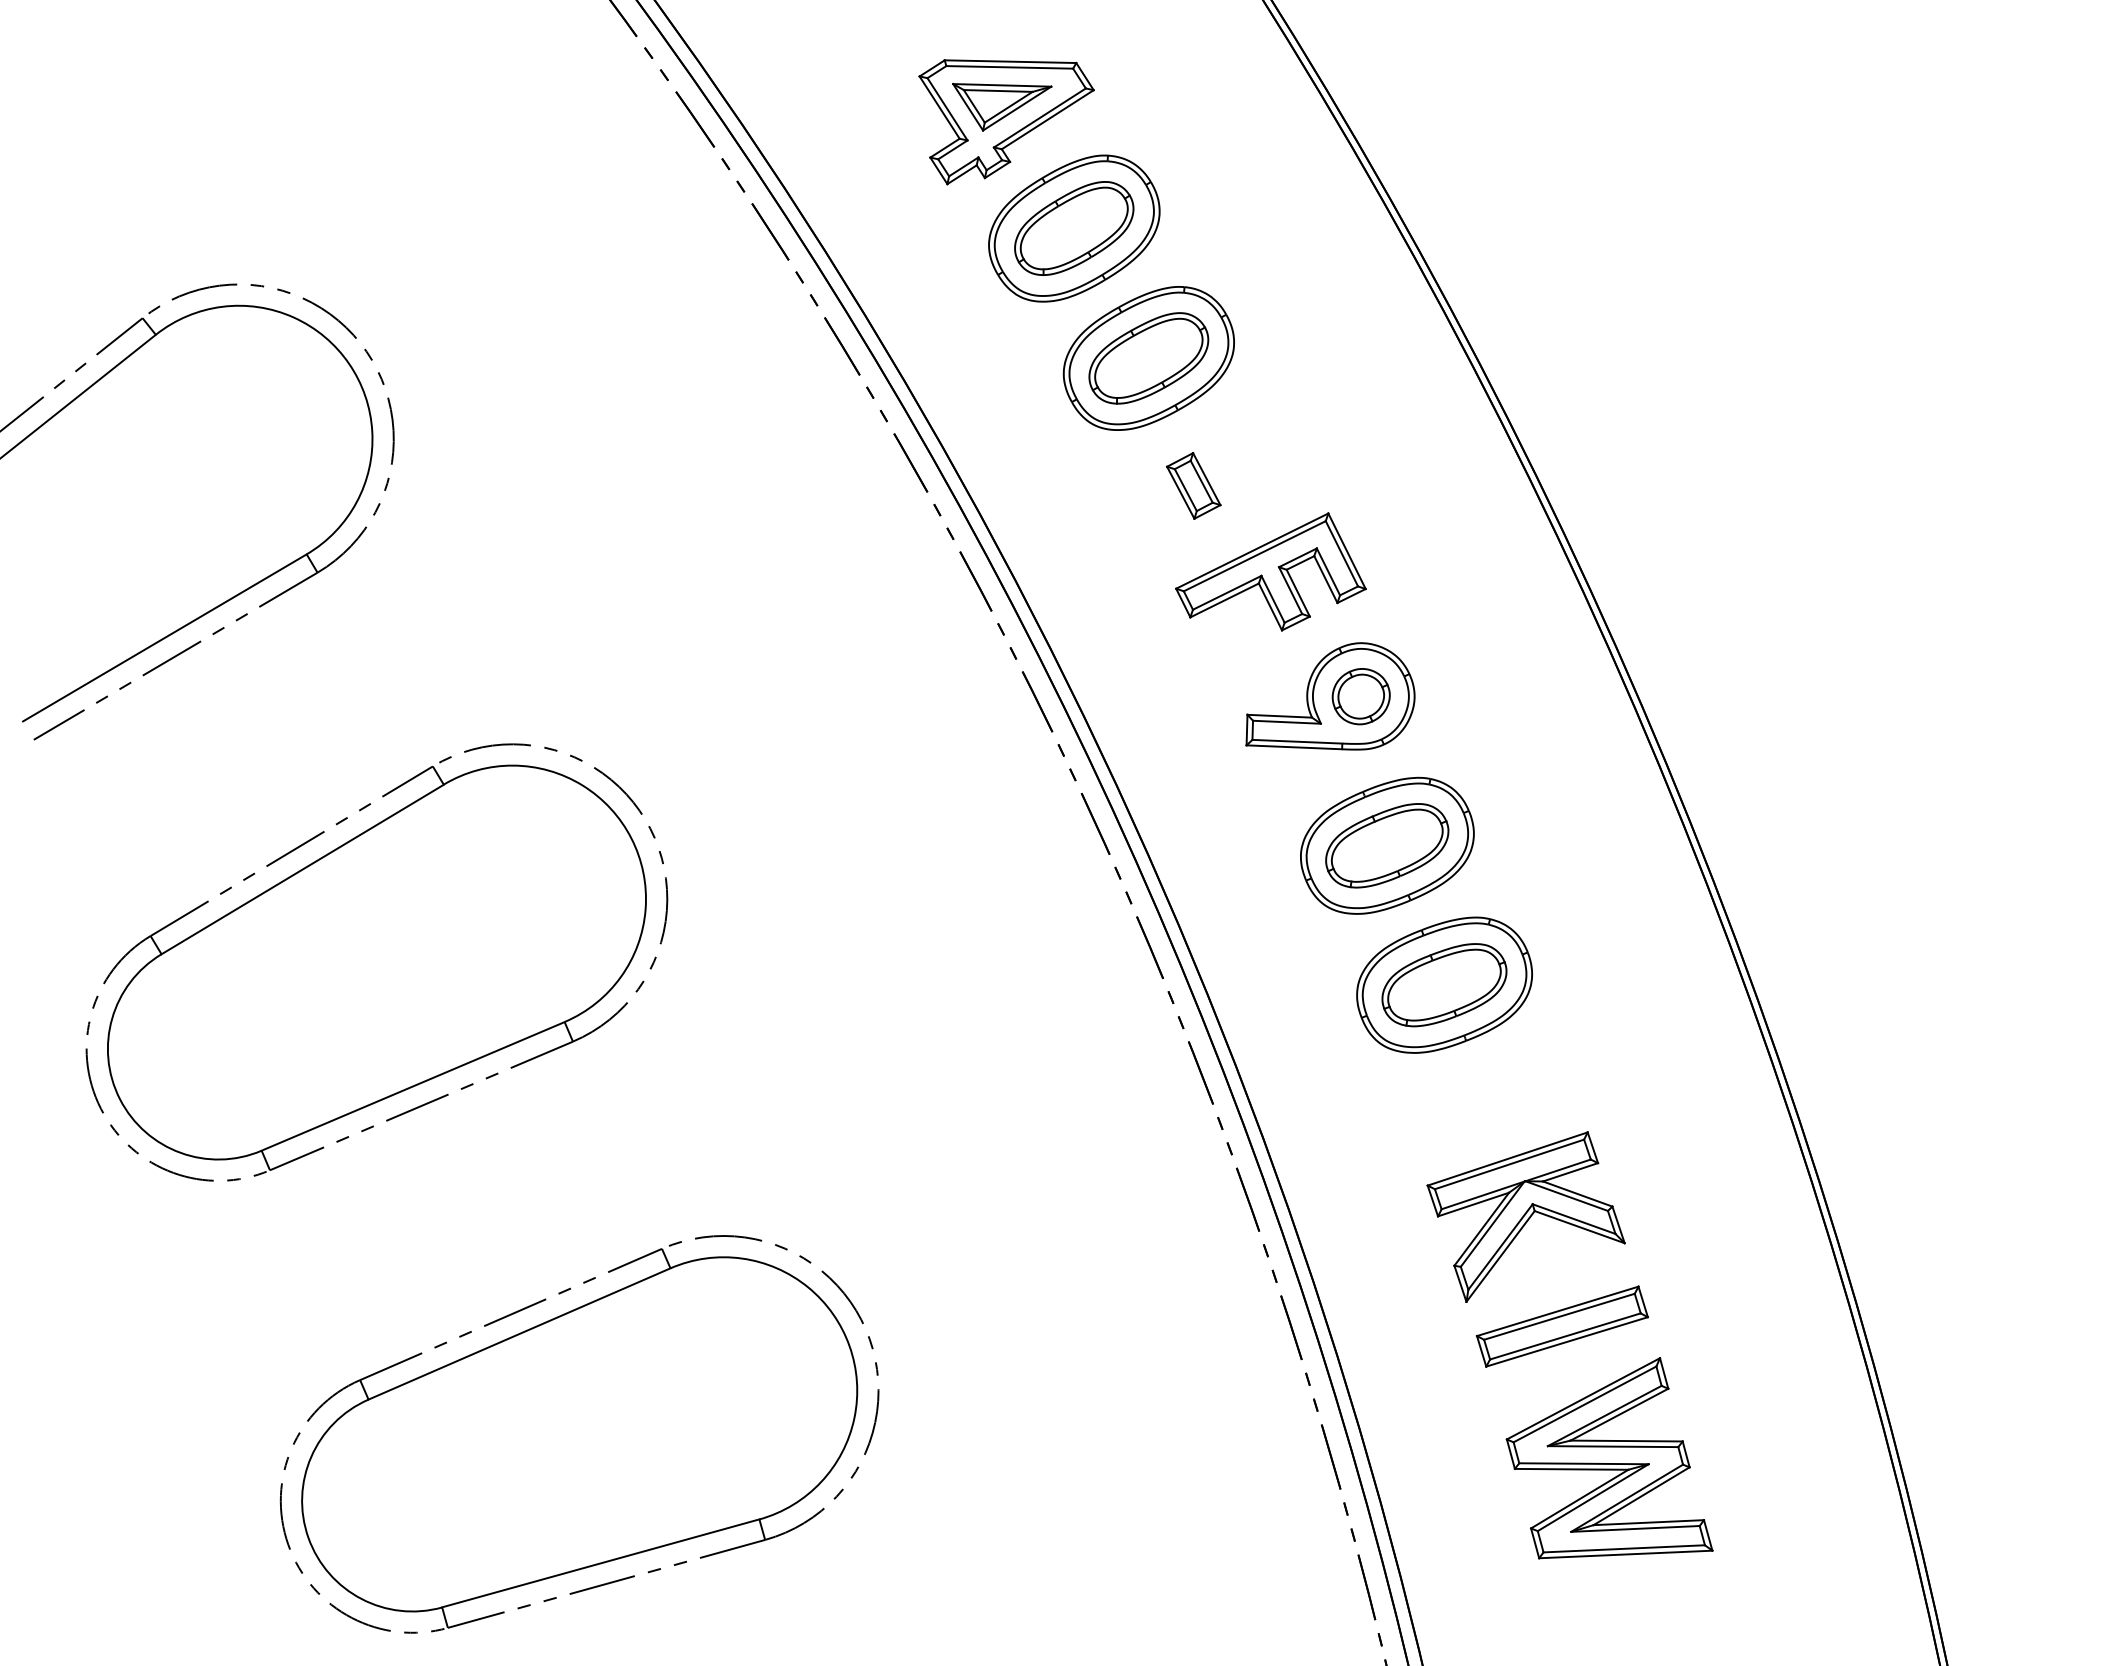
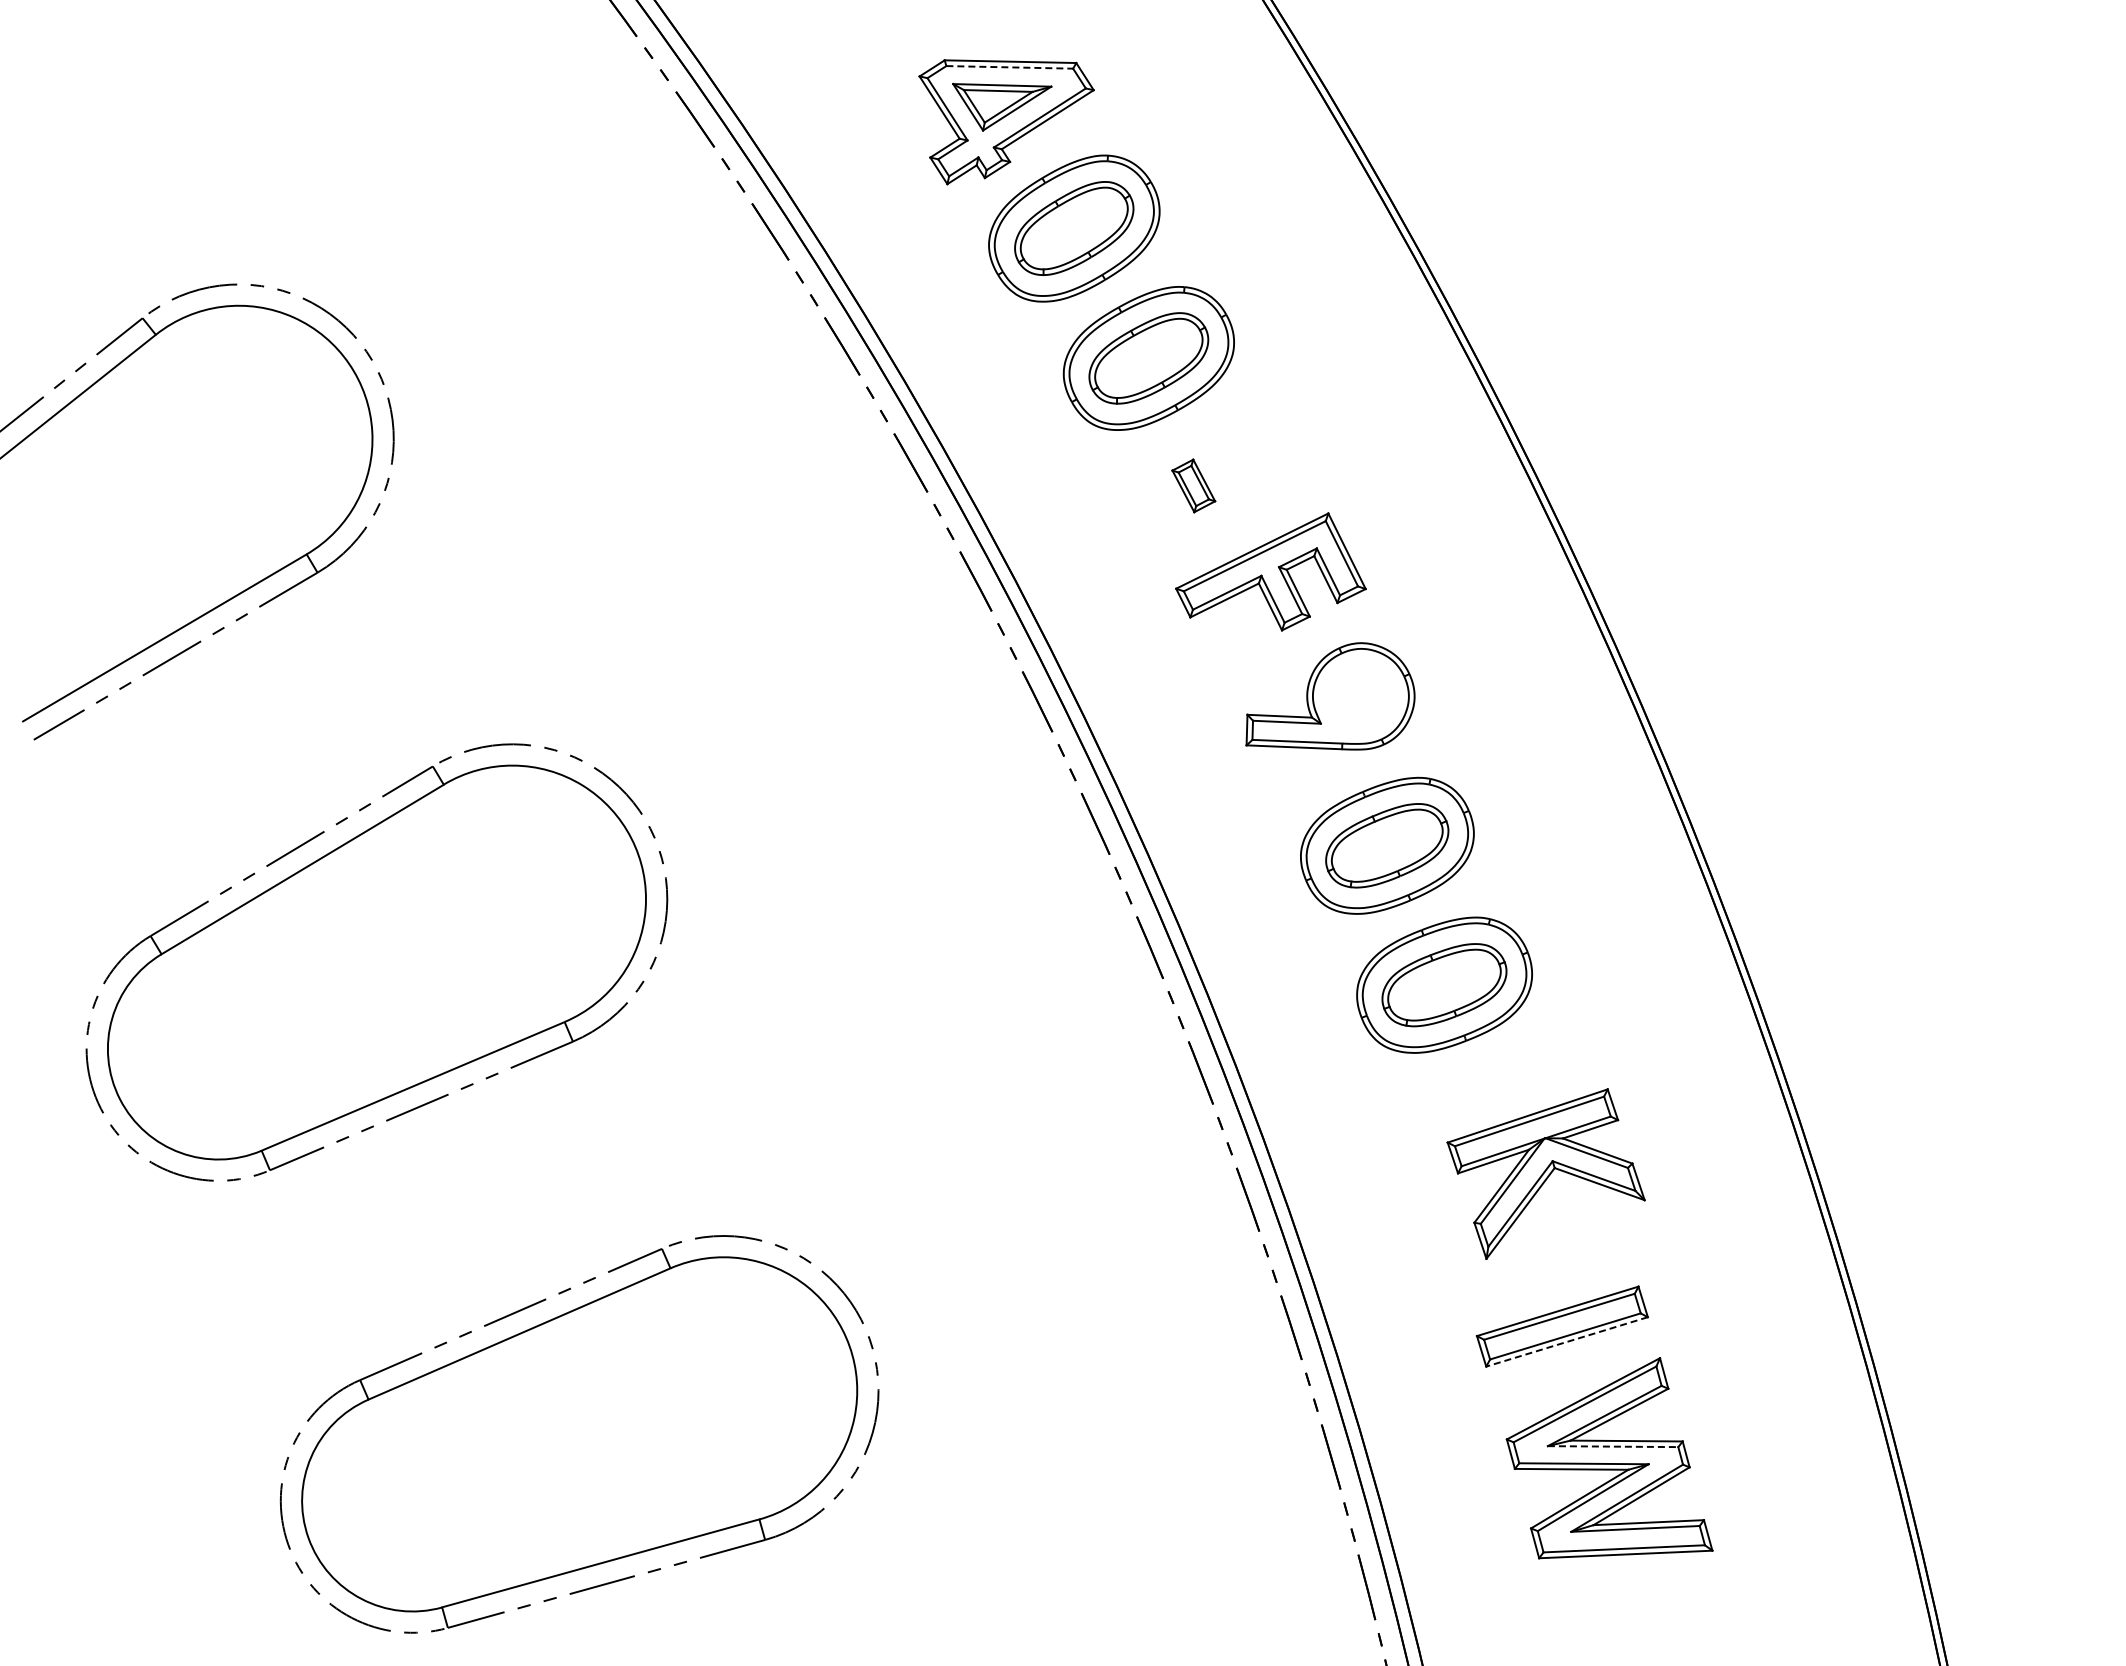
line: solid -> dashed (1010, 67)
part size: 56x68 px -> 46x56 px (1193, 485)
part: present -> none (1360, 696)
part position: (1525, 1216) -> (1545, 1173) (1545, 1173)
line: solid -> dashed (1566, 1342)
line: solid -> dashed (1613, 1446)
